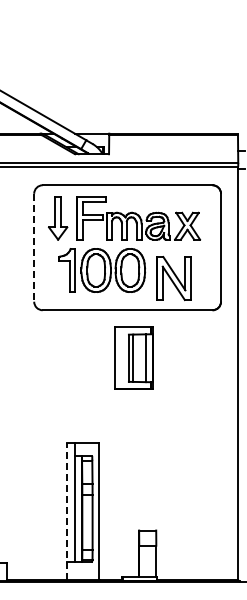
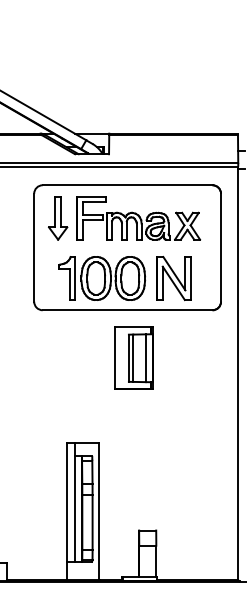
line: dashed -> solid (34, 247)
part position: (102, 270) -> (102, 278) (102, 278)
line: dashed -> solid (67, 511)
